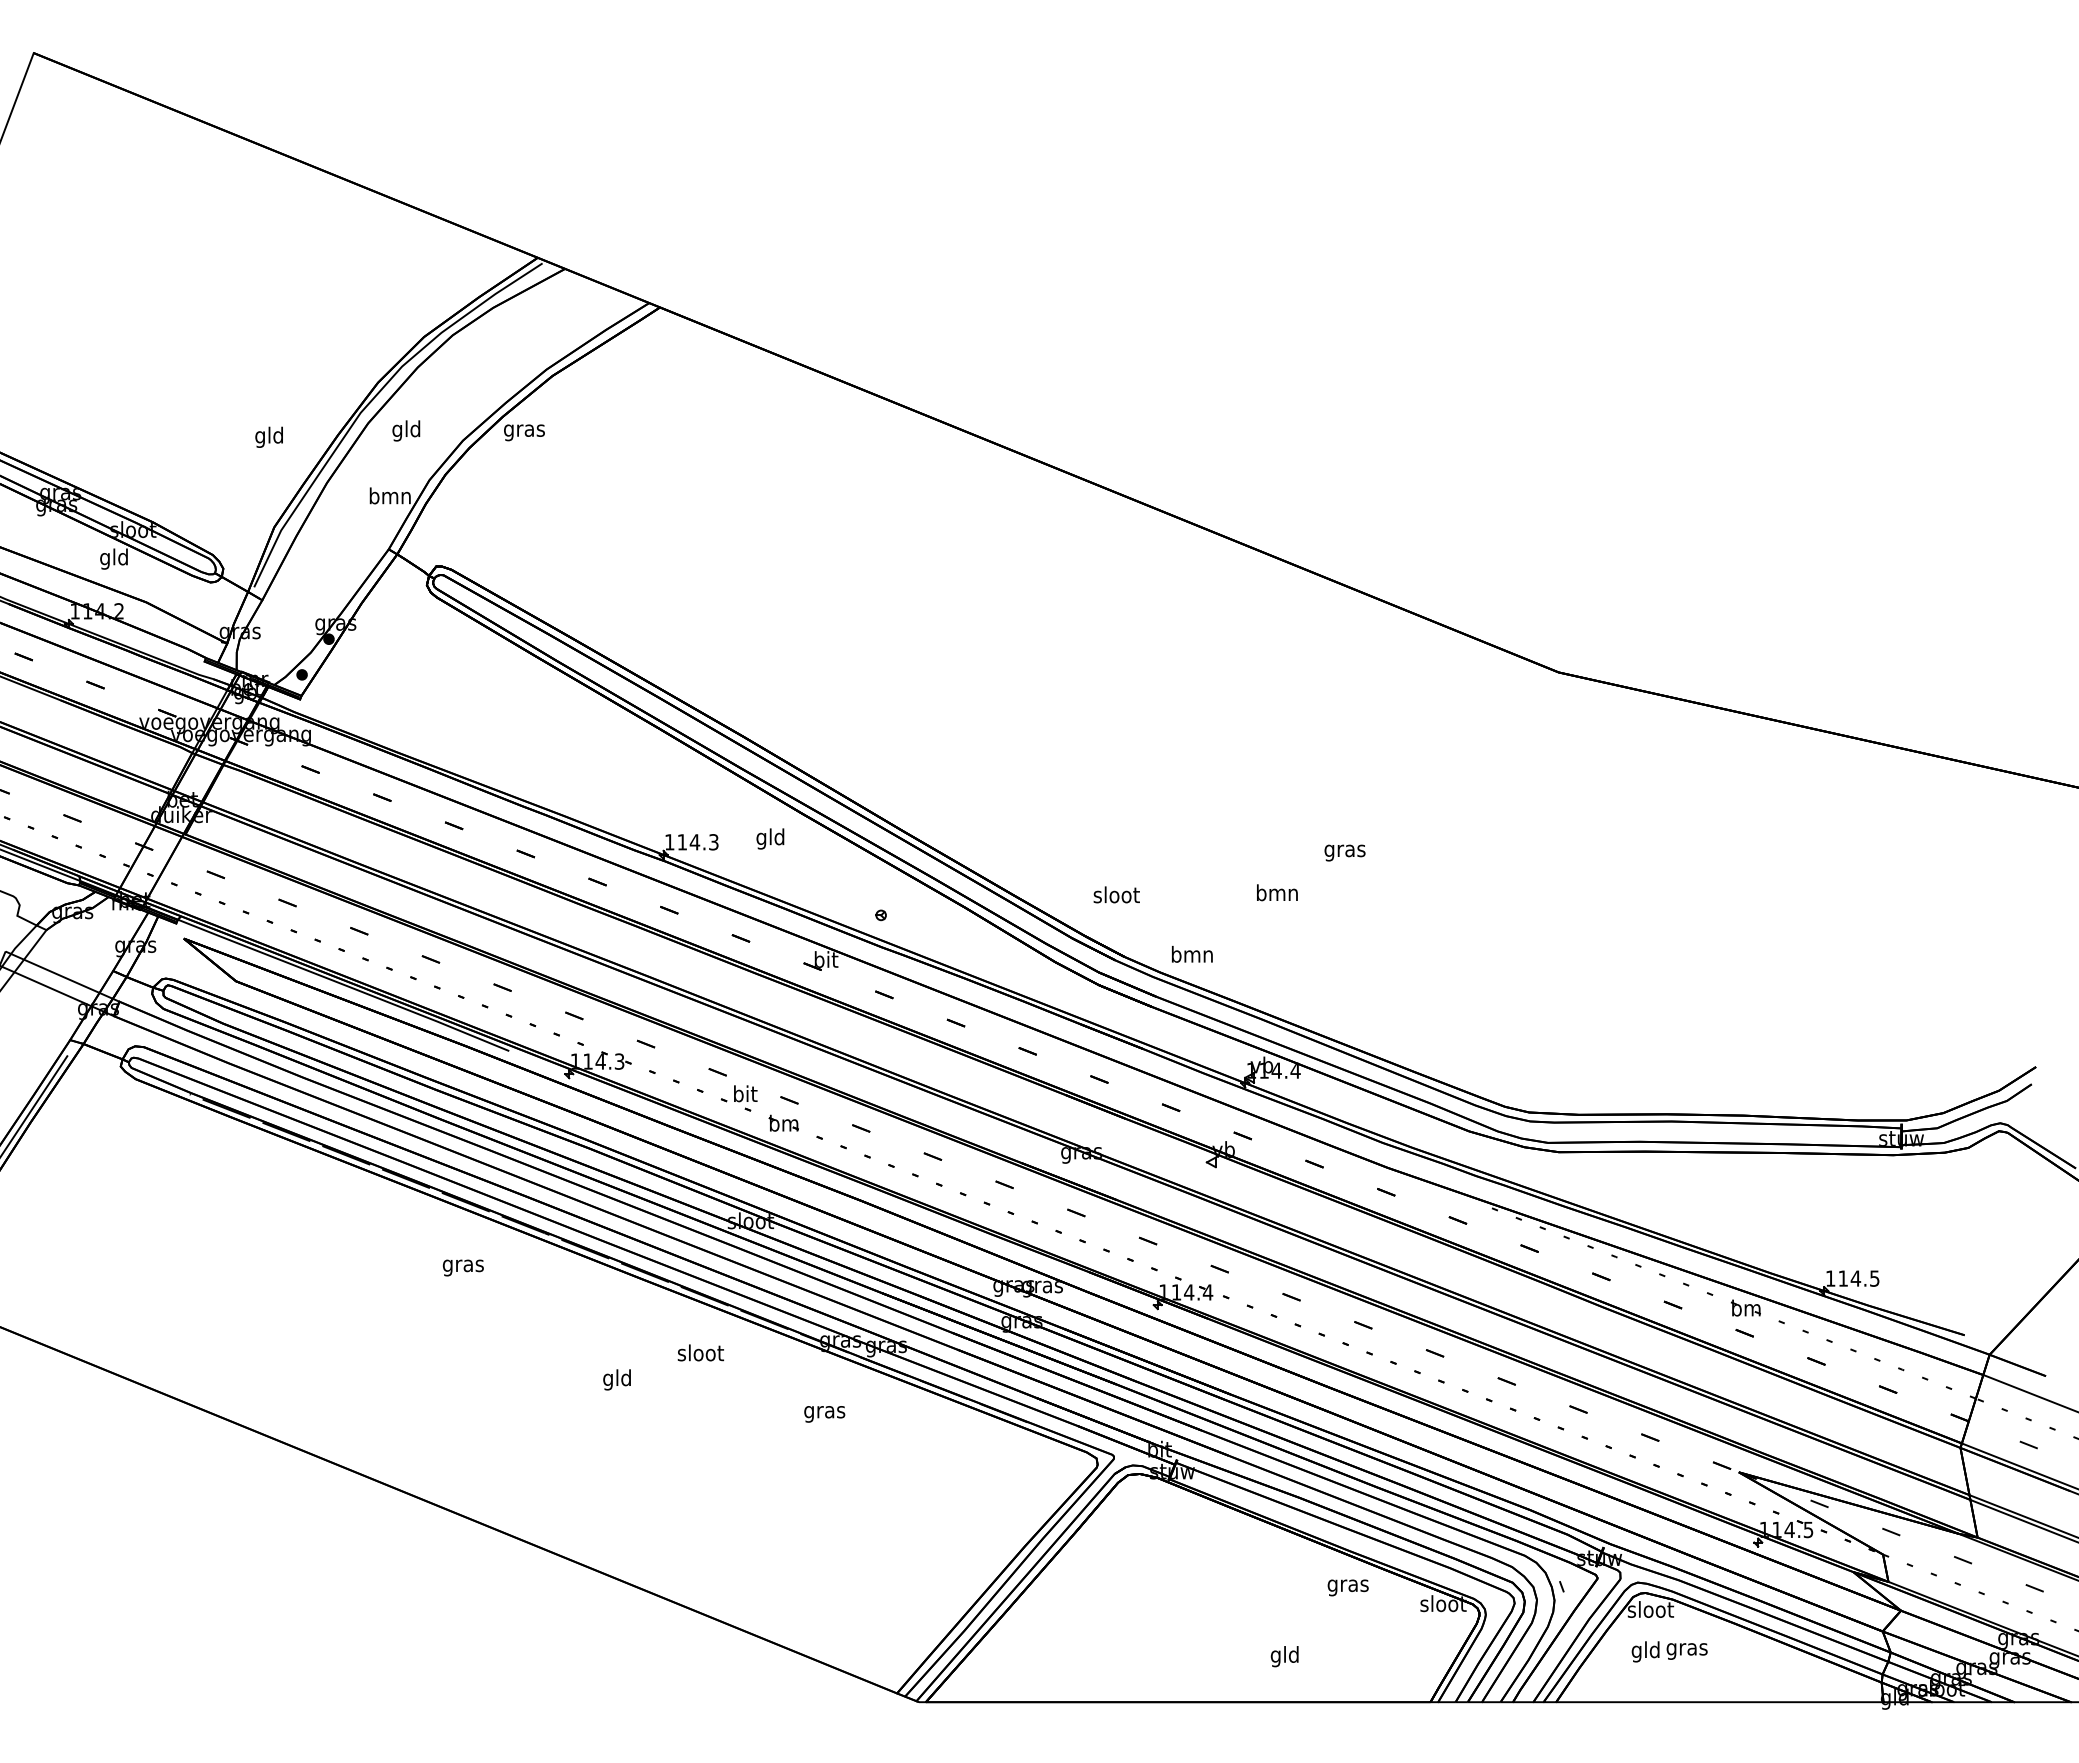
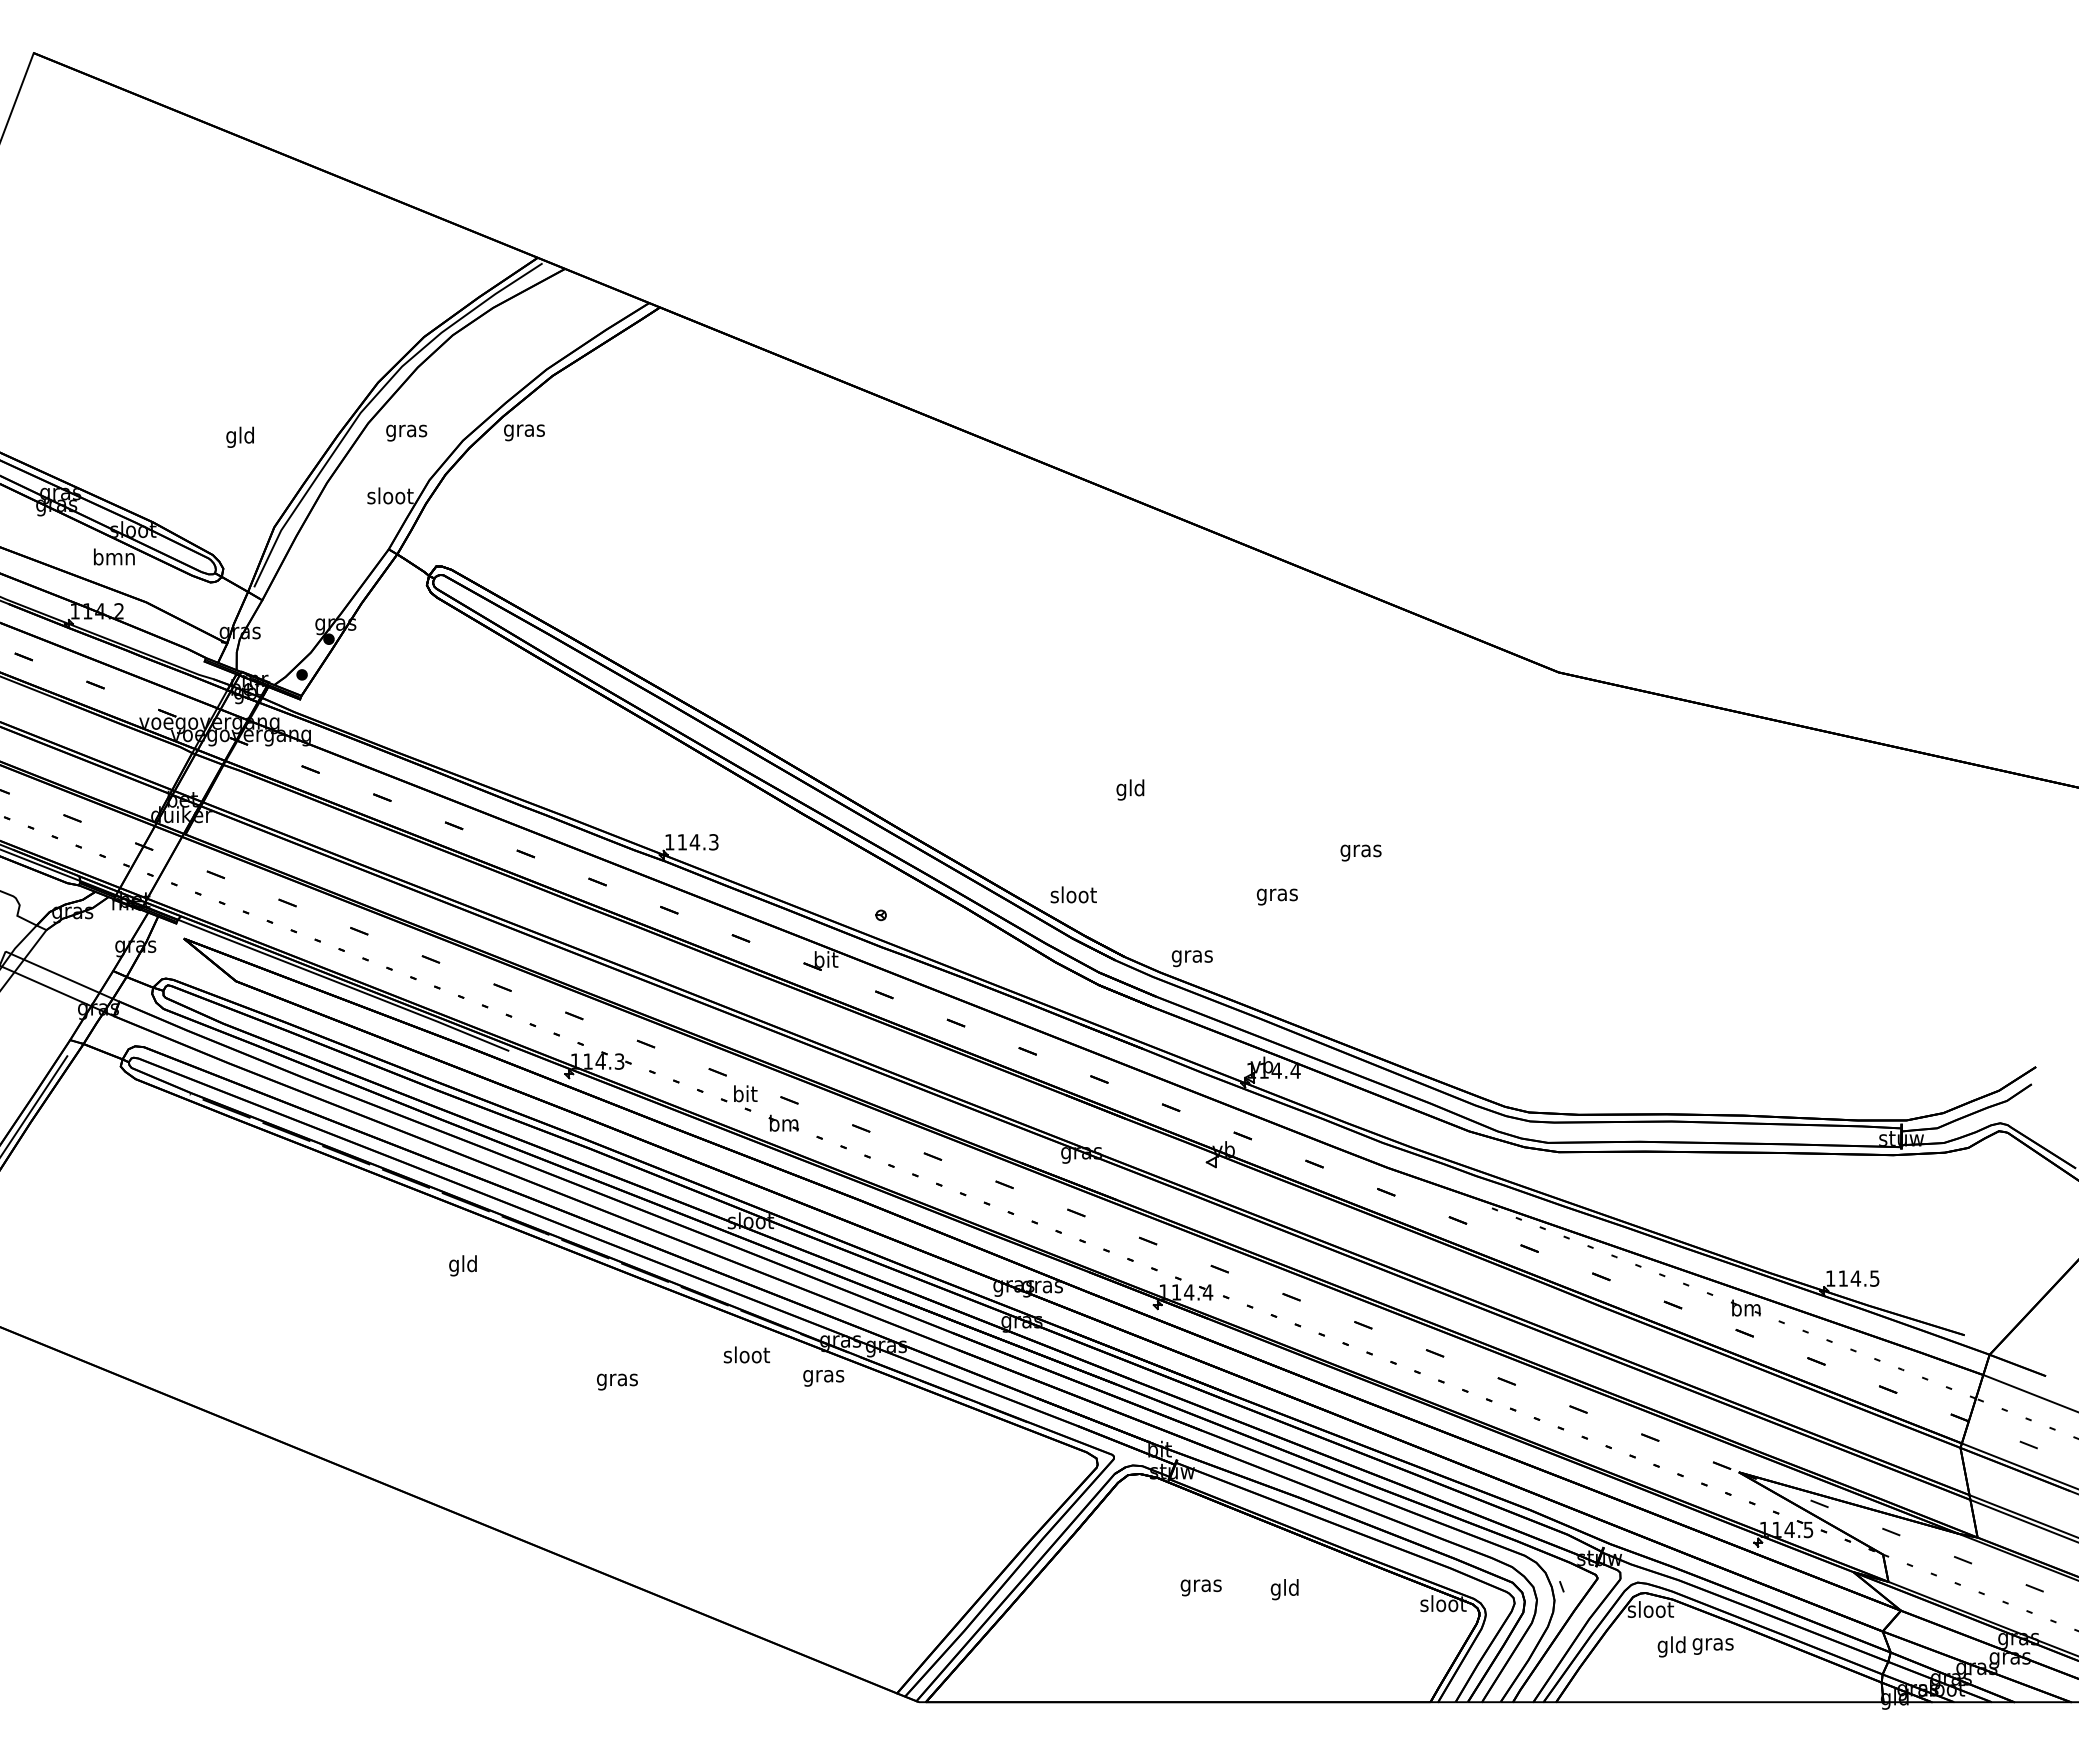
text: gld -> gras (406, 430)
text position: (268, 436) -> (239, 436) (239, 436)
text: bmn -> sloot (390, 495)
text: gld -> bmn (114, 558)
text position: (770, 838) -> (1130, 789) (1130, 789)
text position: (1344, 852) -> (1360, 852) (1360, 852)
text position: (1116, 894) -> (1073, 894) (1073, 894)
text: bmn -> gras (1277, 894)
text: bmn -> gras (1191, 956)
text: gras -> gld (462, 1265)
text position: (700, 1352) -> (746, 1354) (746, 1354)
text: gld -> gras (617, 1379)
text position: (824, 1414) -> (823, 1378) (823, 1378)
text position: (1347, 1587) -> (1200, 1587) (1200, 1587)
text position: (1669, 1651) -> (1695, 1646) (1695, 1646)
text position: (1284, 1656) -> (1284, 1589) (1284, 1589)
